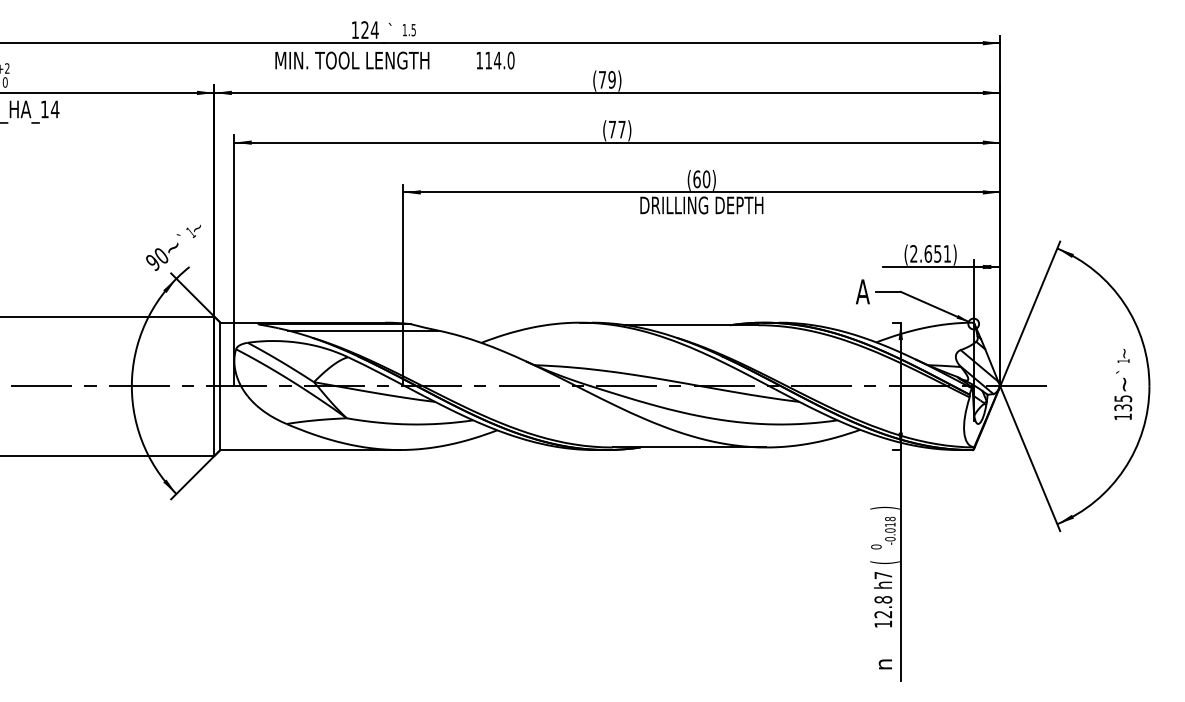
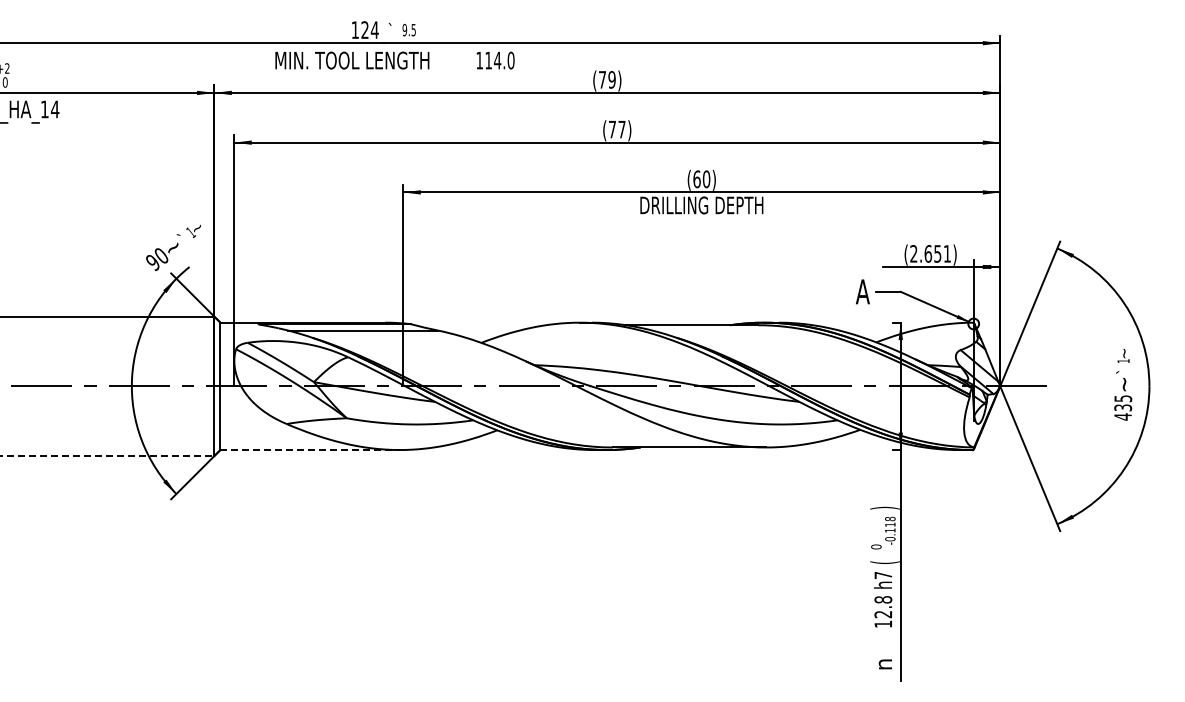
text: 1.5 -> 9.5 (404, 29)
text: 135 -> 435 (1122, 416)
line: solid -> dashed (310, 450)
line: solid -> dashed (107, 455)
text: -0.018 -> -0.118 (890, 530)
